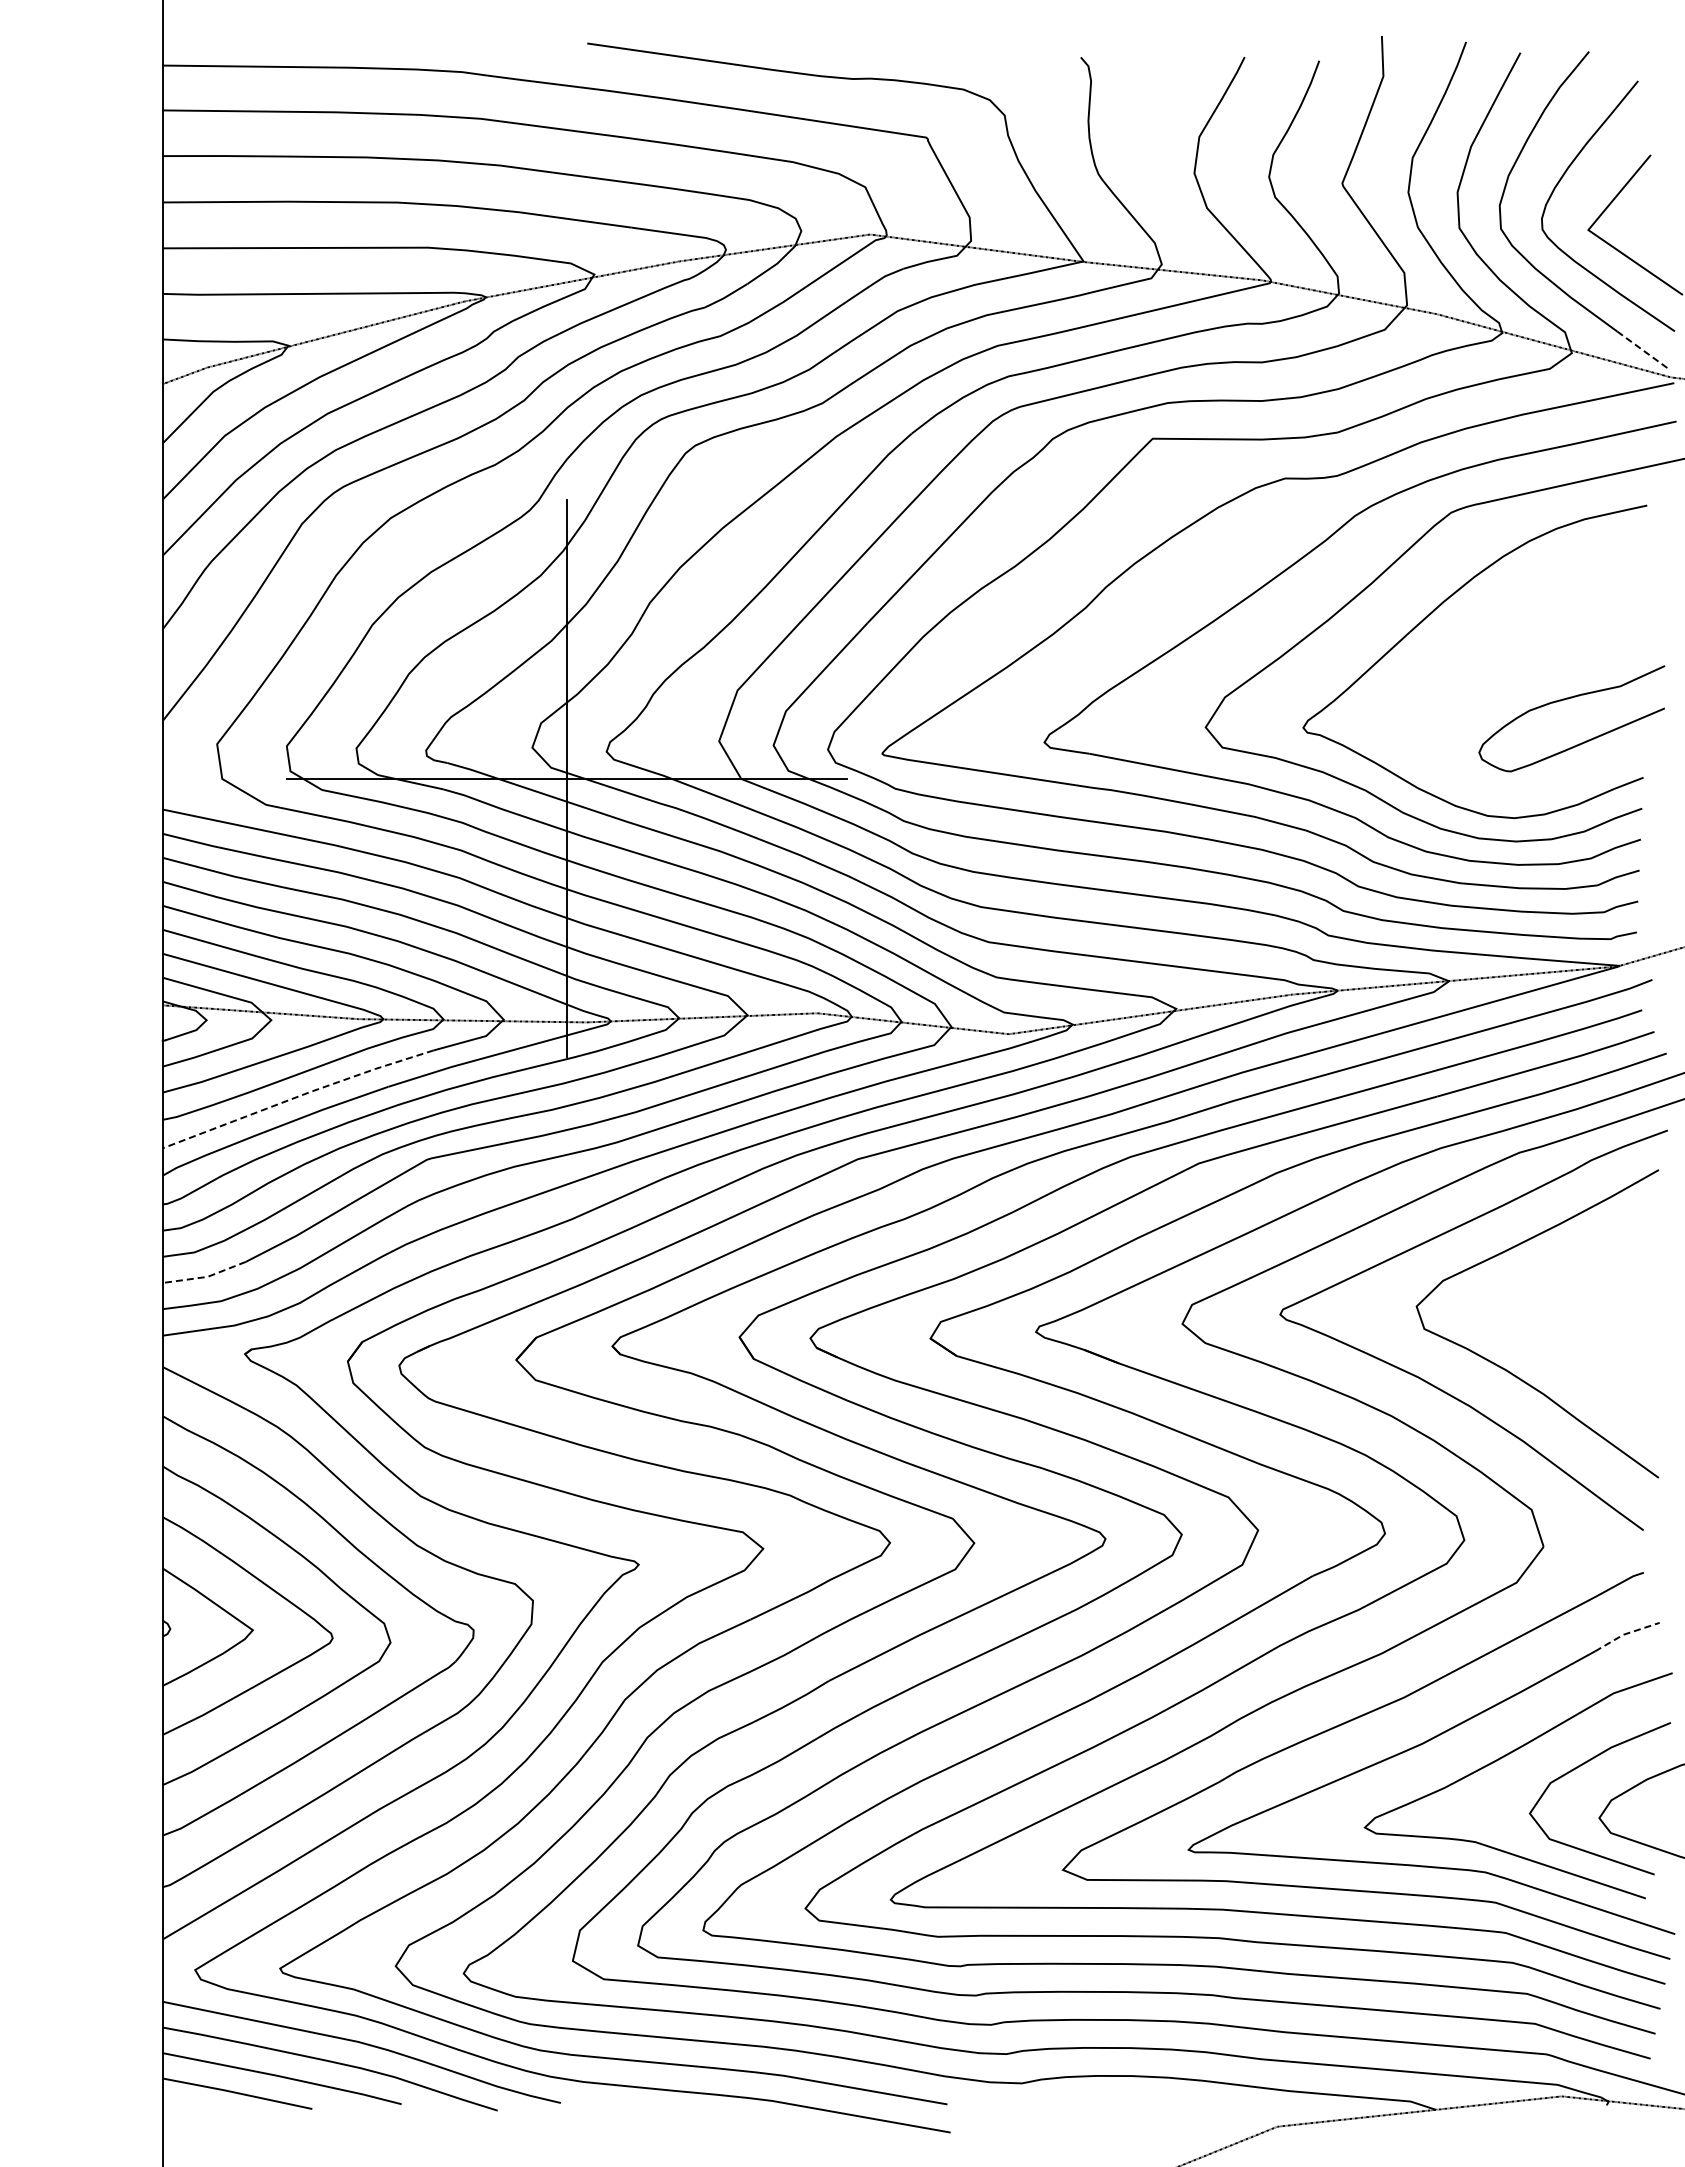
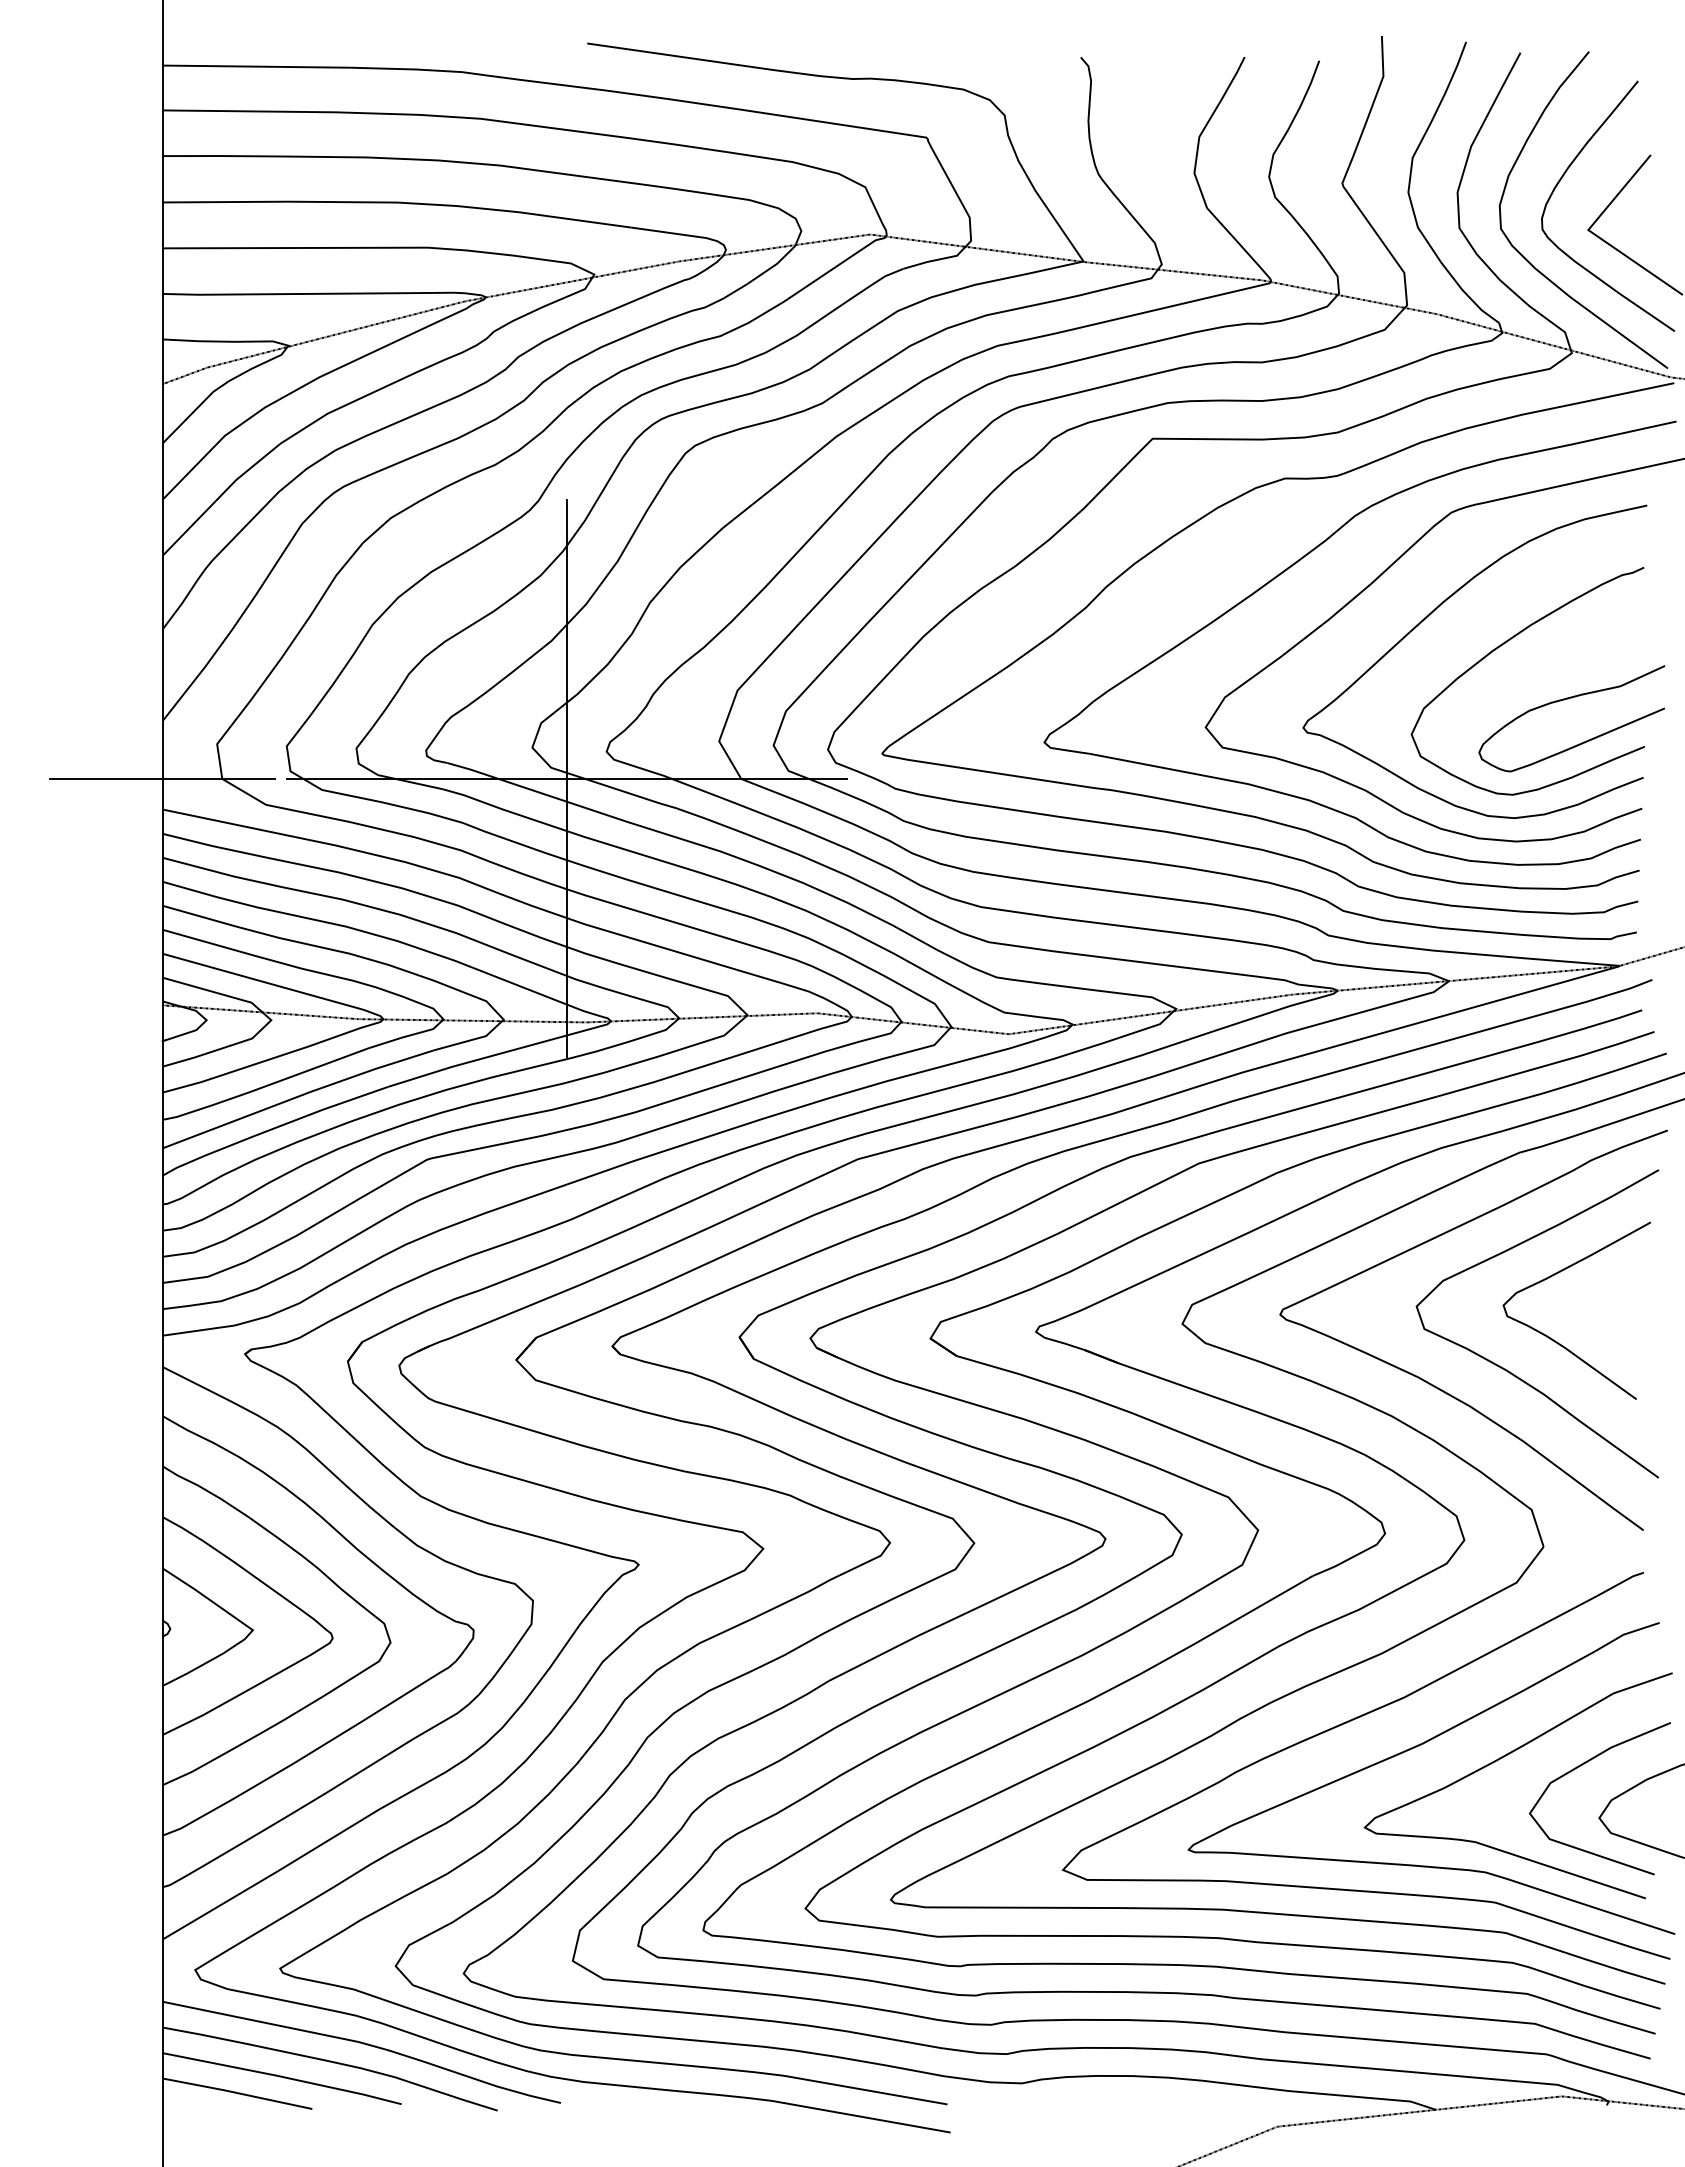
line: dashed -> solid (1643, 350)
curve: none -> present (1504, 644)
line: none -> present (162, 778)
line: dashed -> solid (298, 1096)
line: dashed -> solid (205, 1277)
curve: none -> present (1557, 1341)
line: dashed -> solid (1626, 1633)
